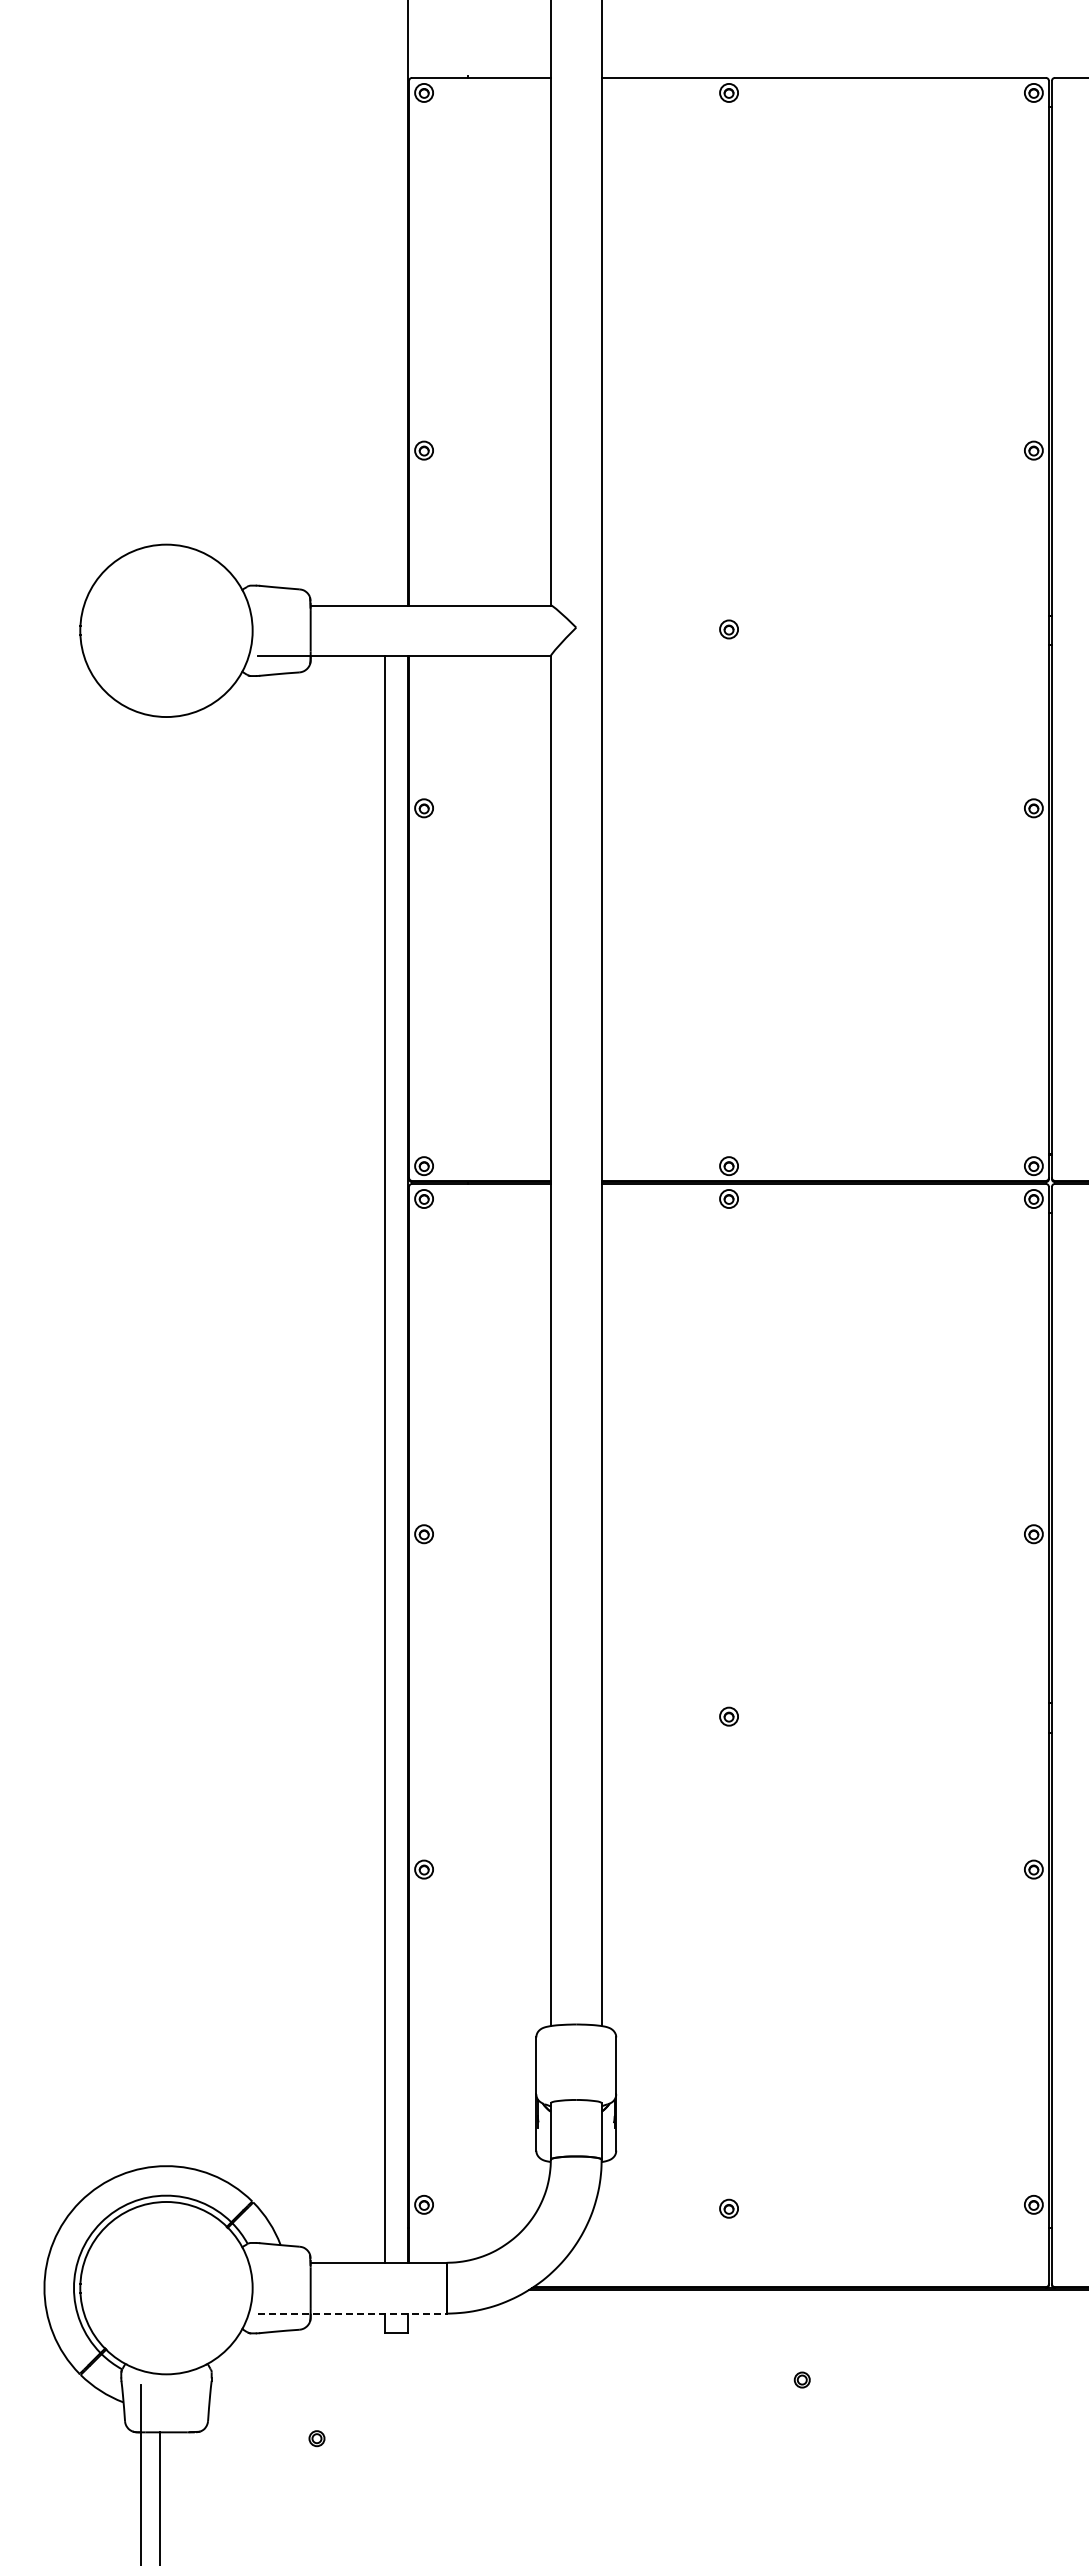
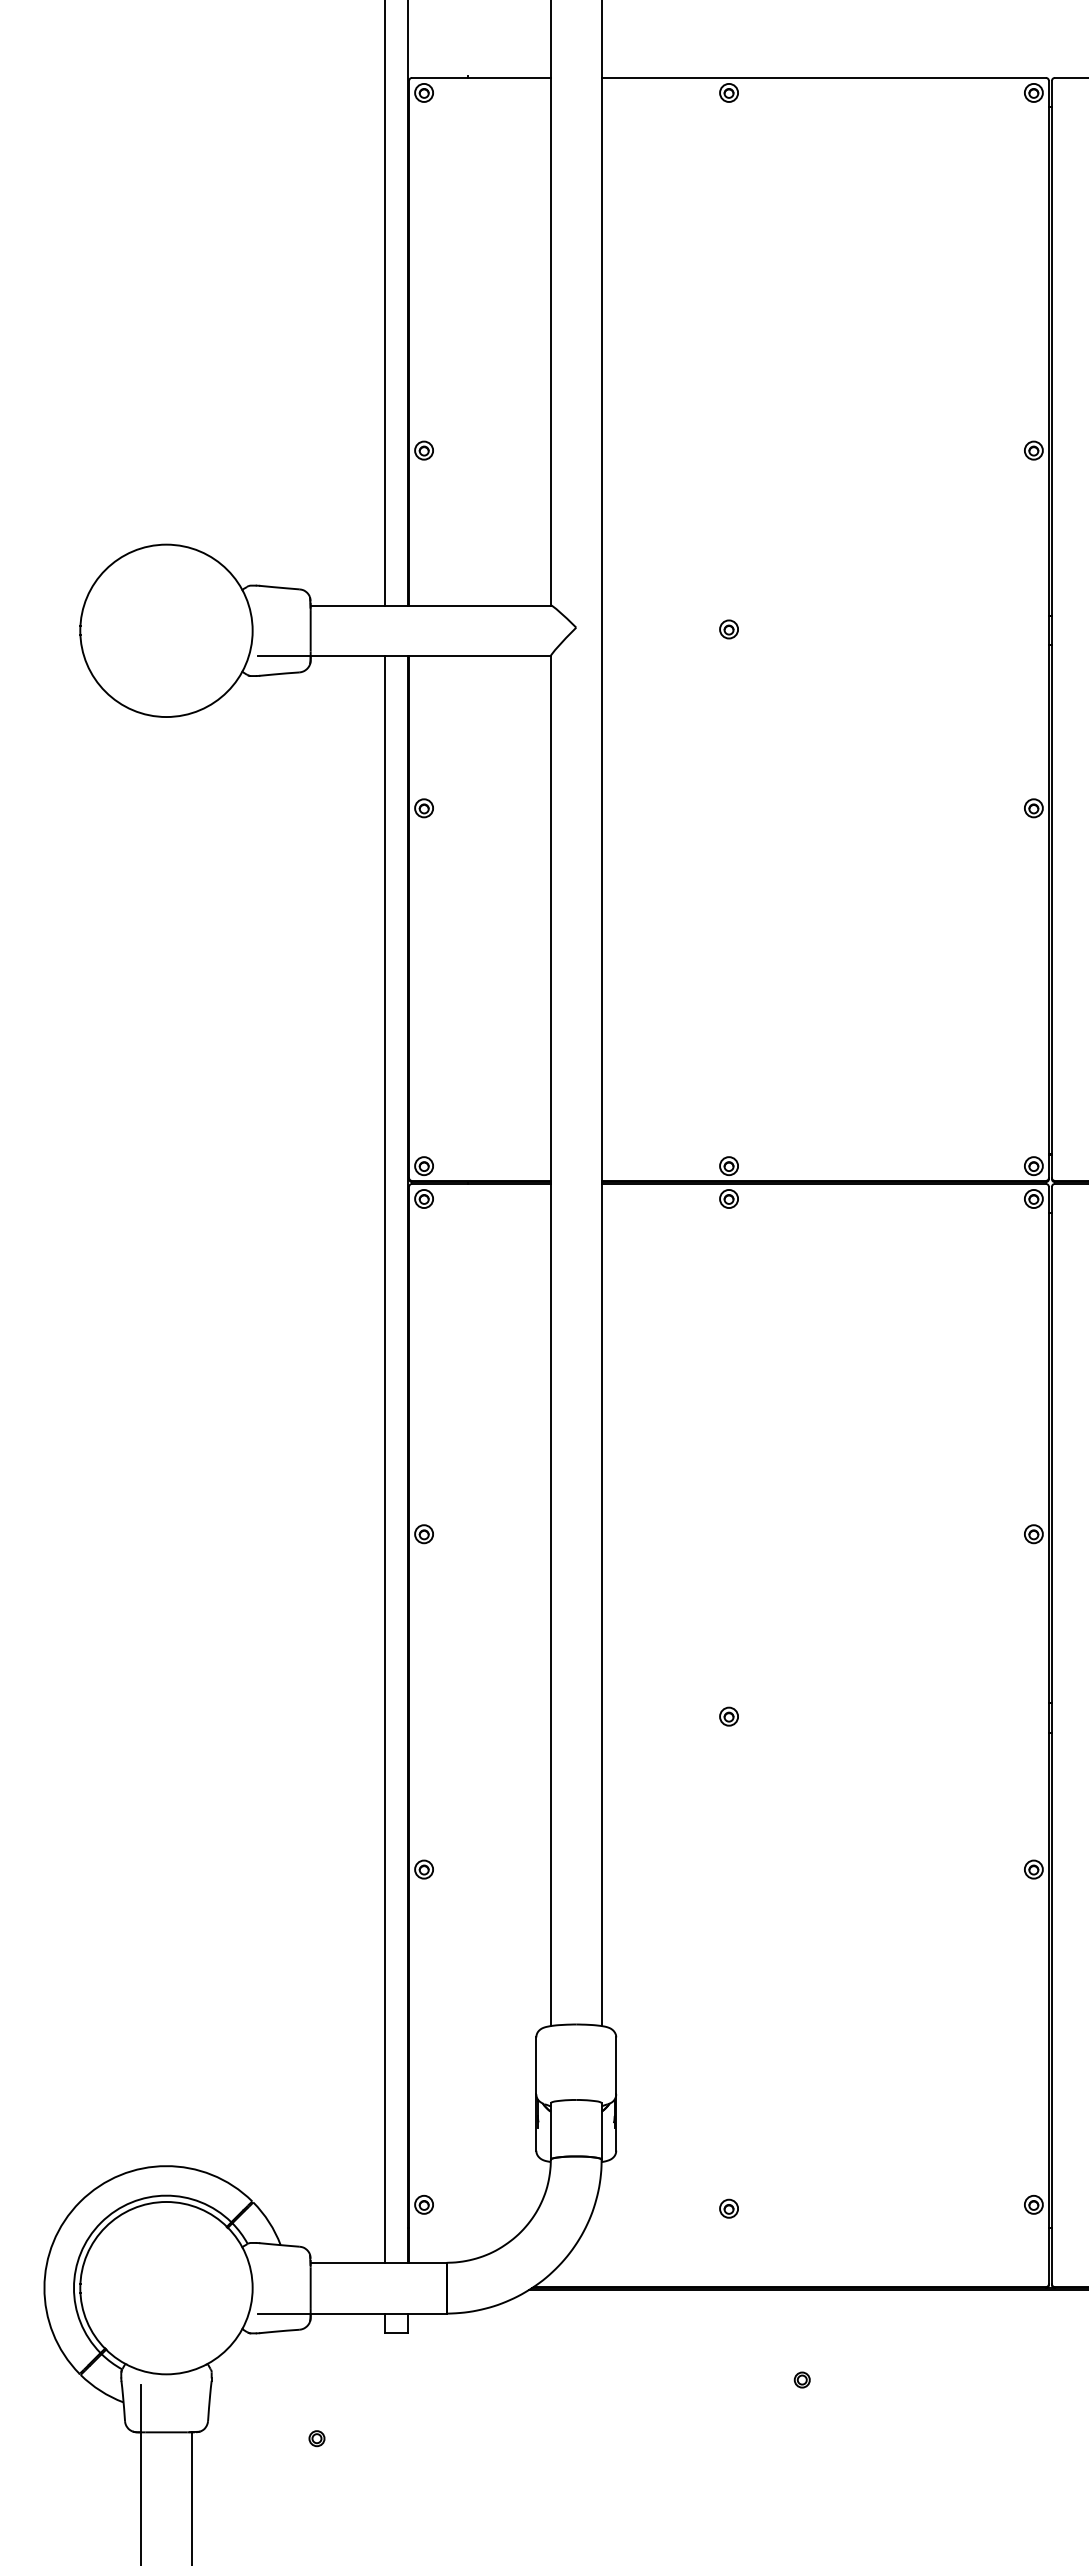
line: none -> present (384, 303)
line: dashed -> solid (352, 2313)
line position: (159, 2497) -> (191, 2497) (191, 2497)
